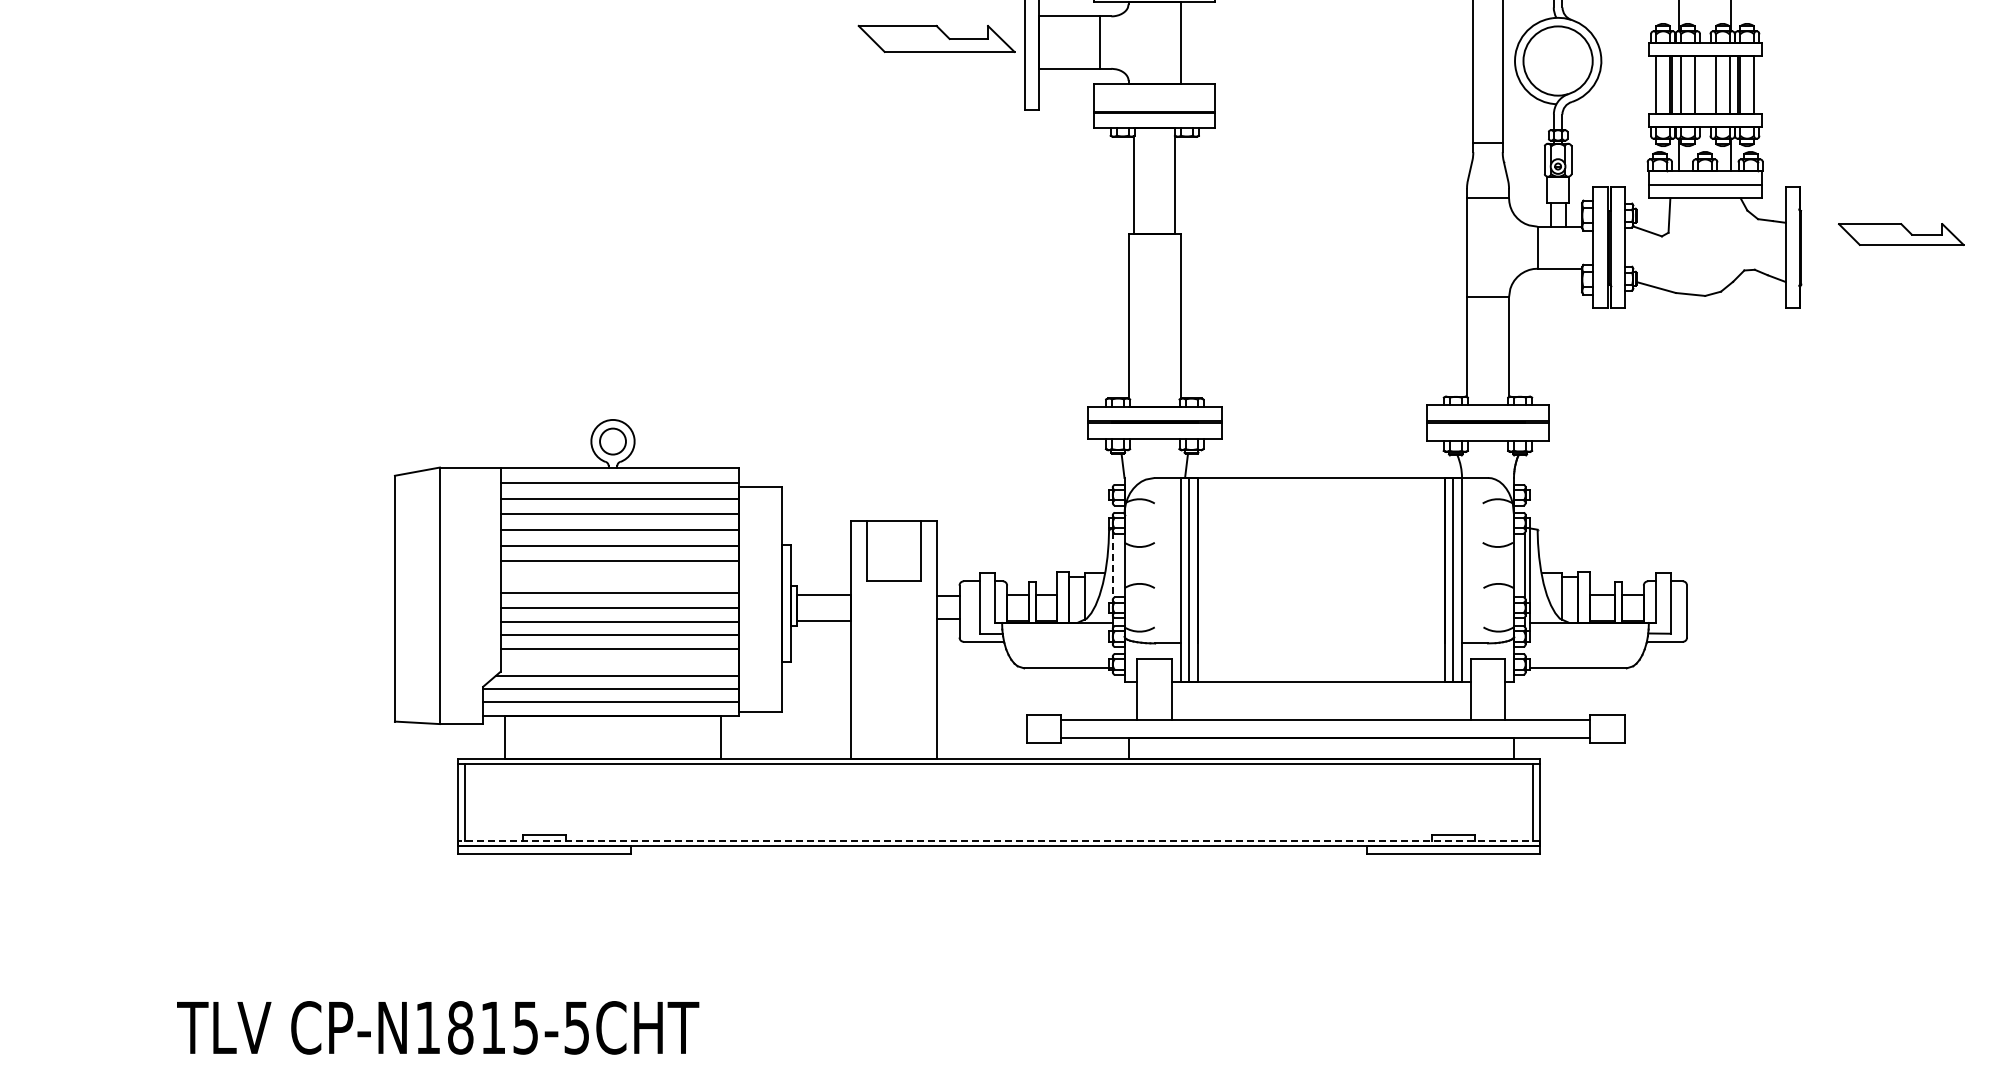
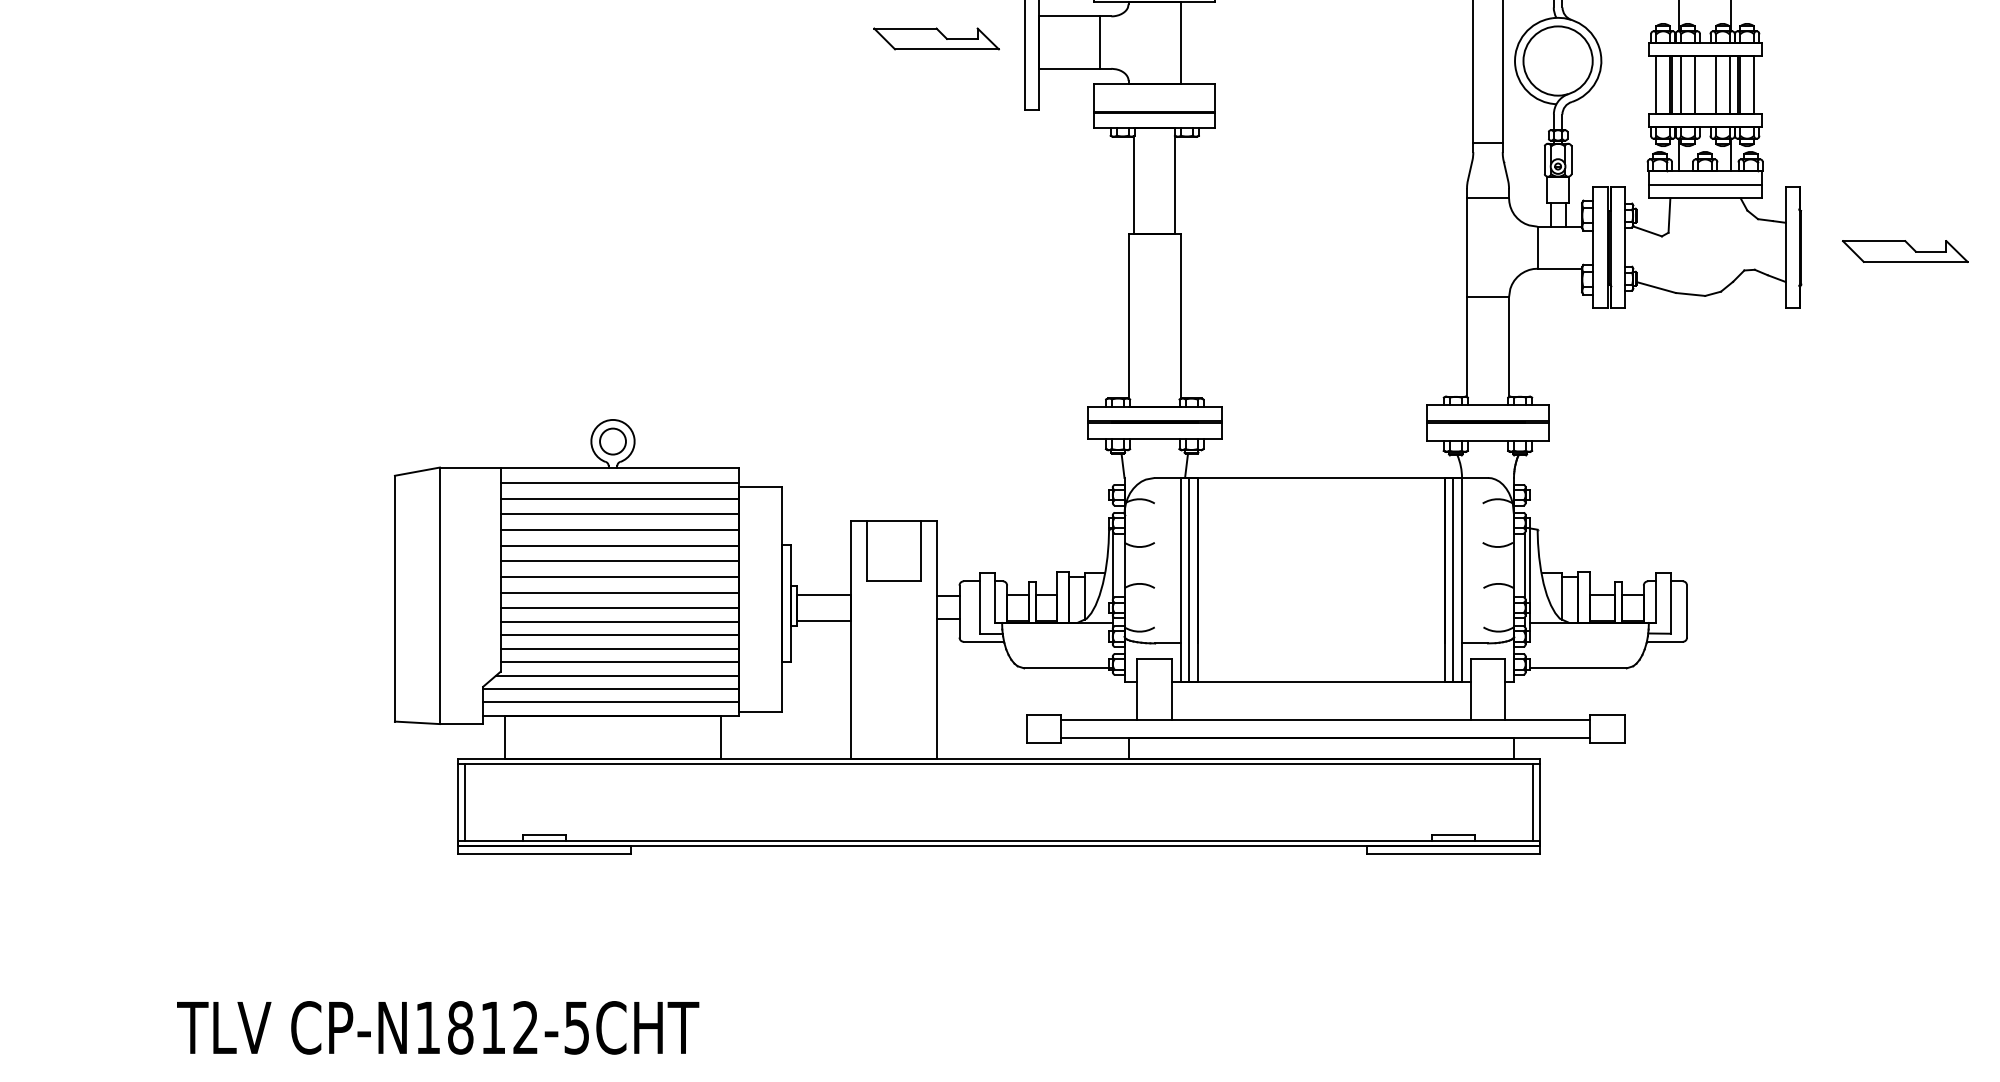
part size: 159x29 px -> 127x24 px (936, 38)
part position: (1901, 234) -> (1905, 251) (1905, 251)
line: dashed -> solid (1113, 565)
line: none -> present (619, 576)
line: none -> present (619, 662)
line: dashed -> solid (999, 841)
text: CP-N1815-5CHT -> CP-N1812-5CHT (525, 1027)
